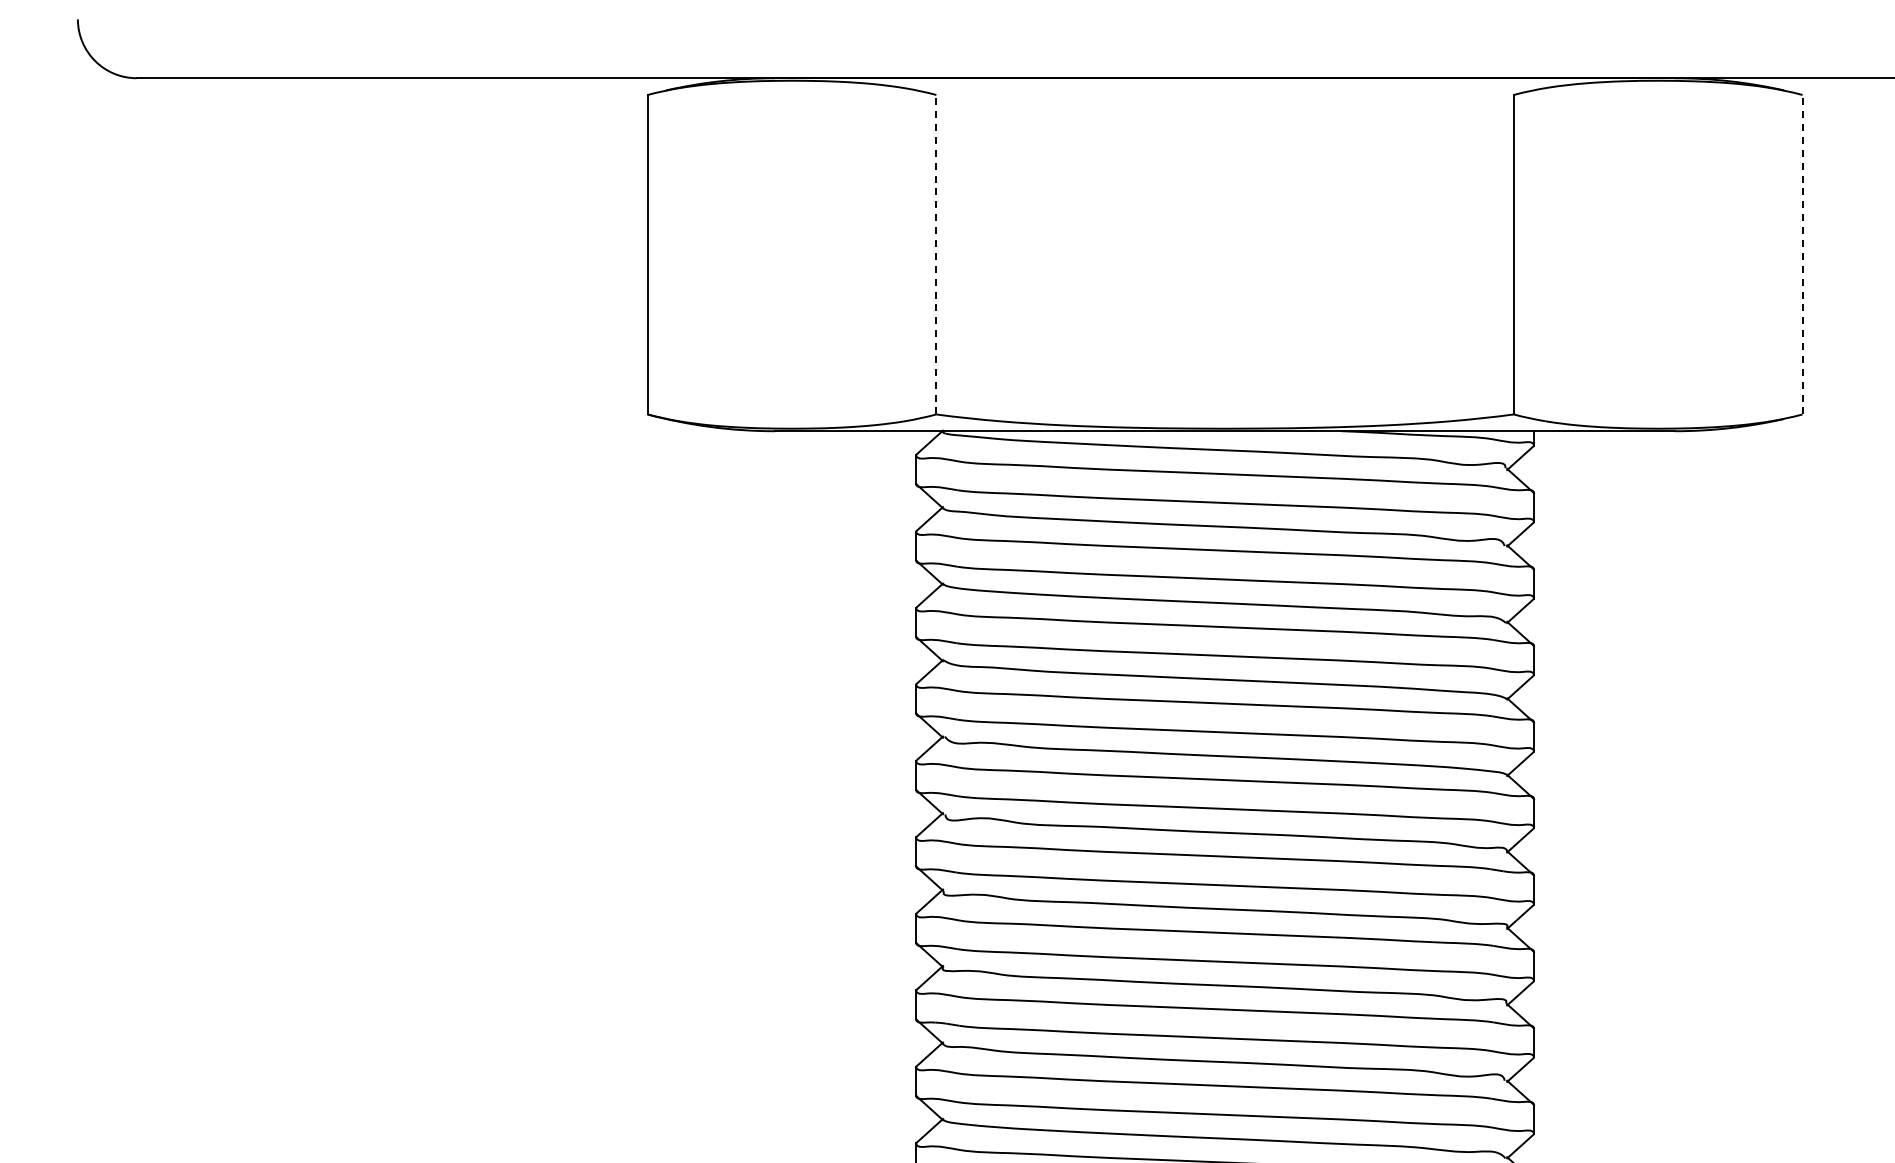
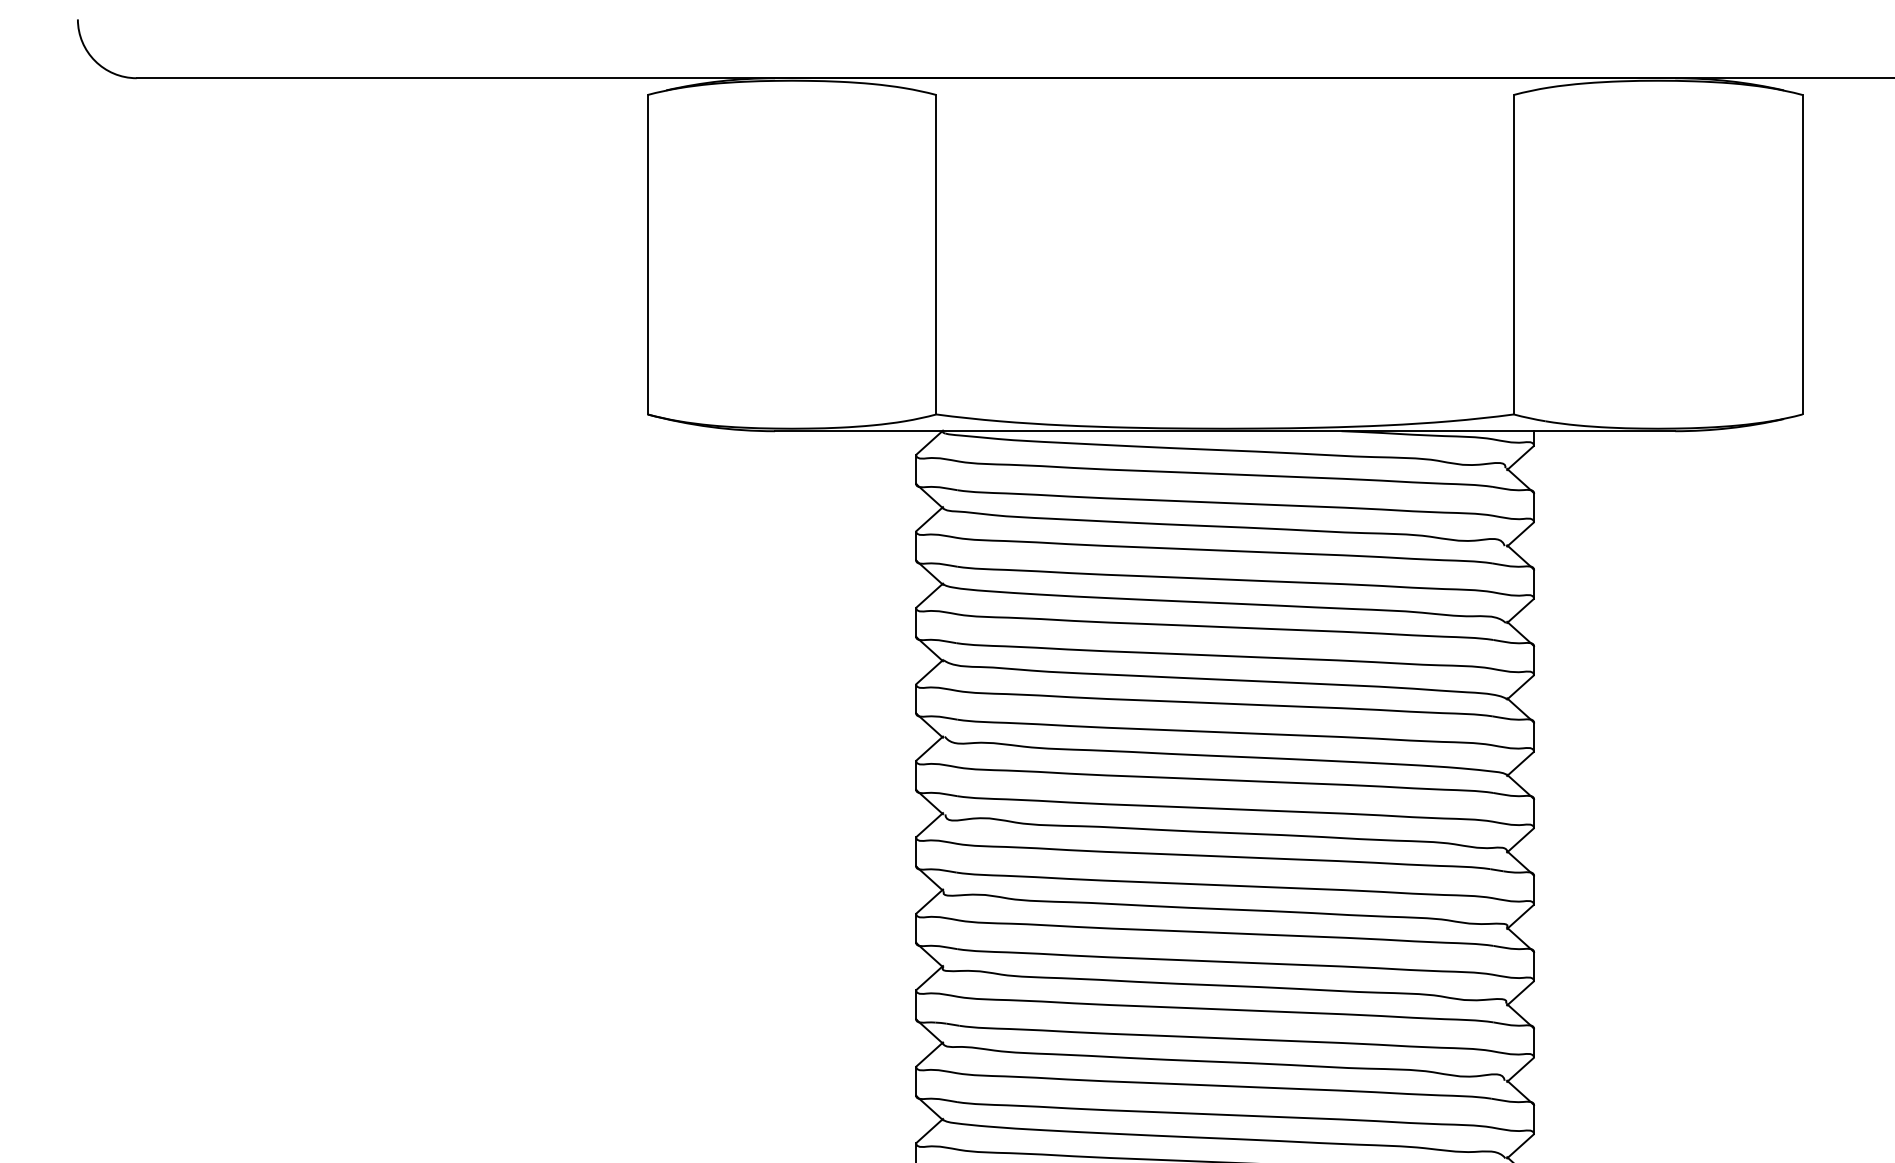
line: dashed -> solid (936, 254)
line: dashed -> solid (1802, 254)
